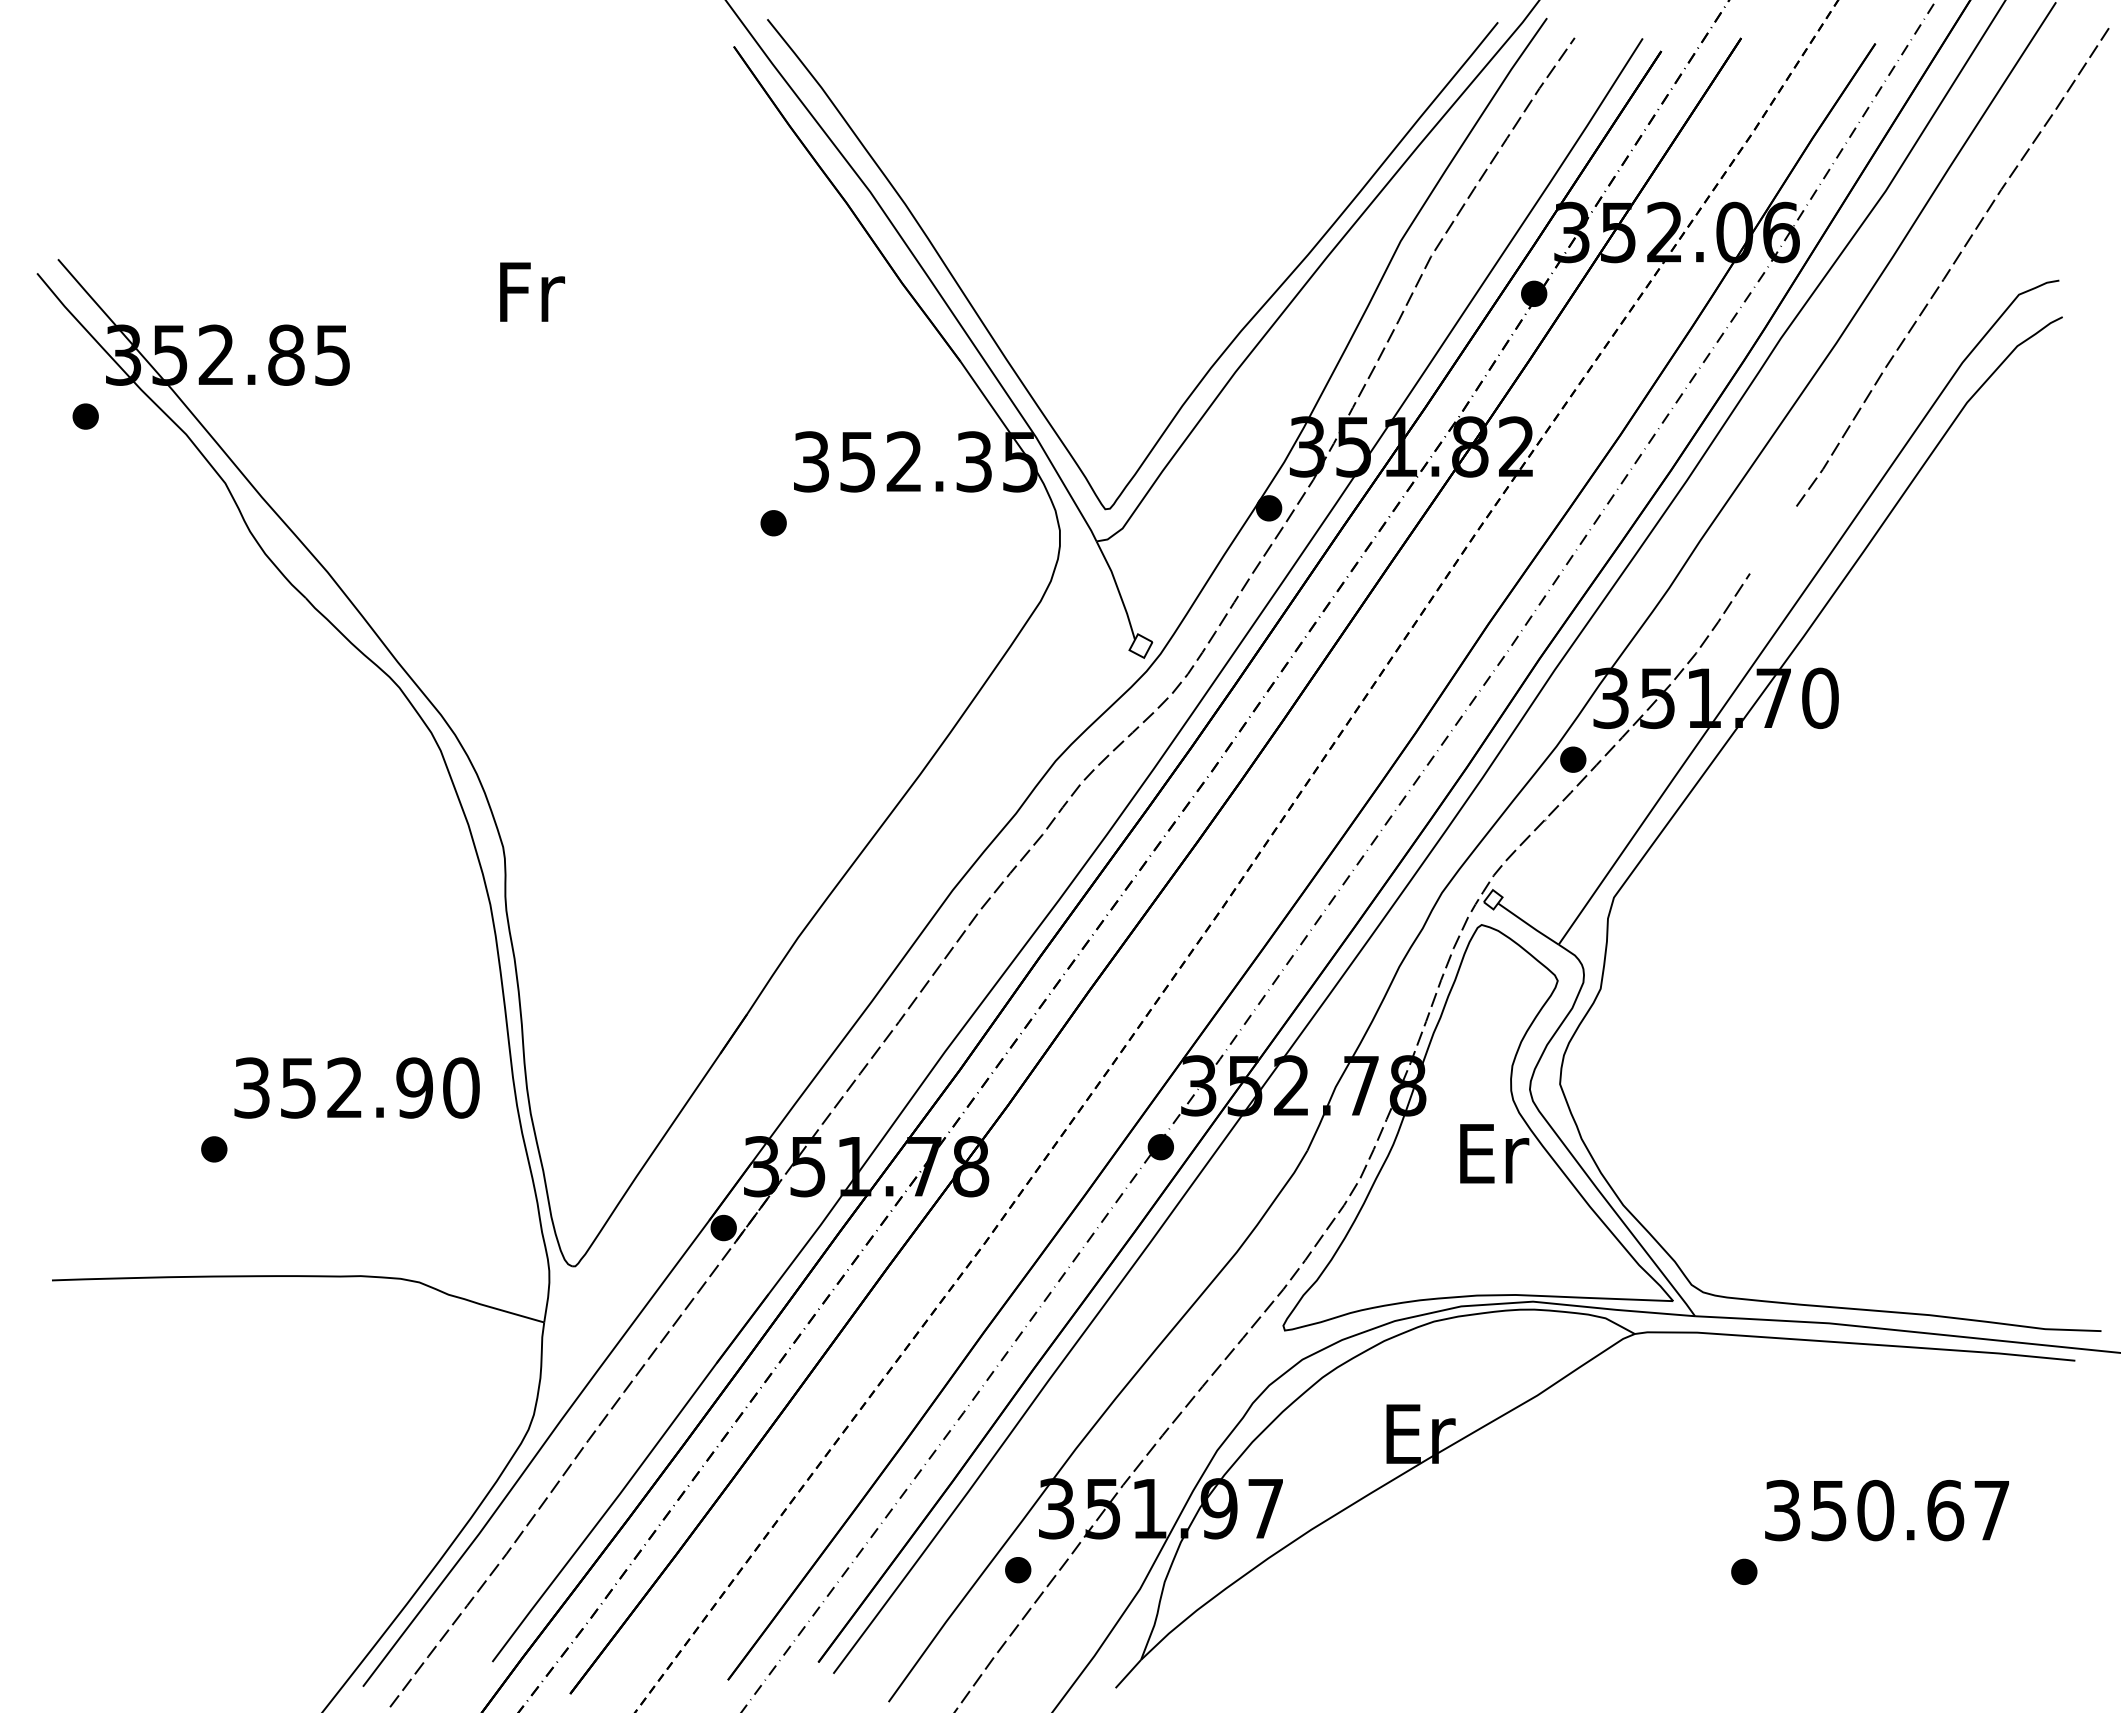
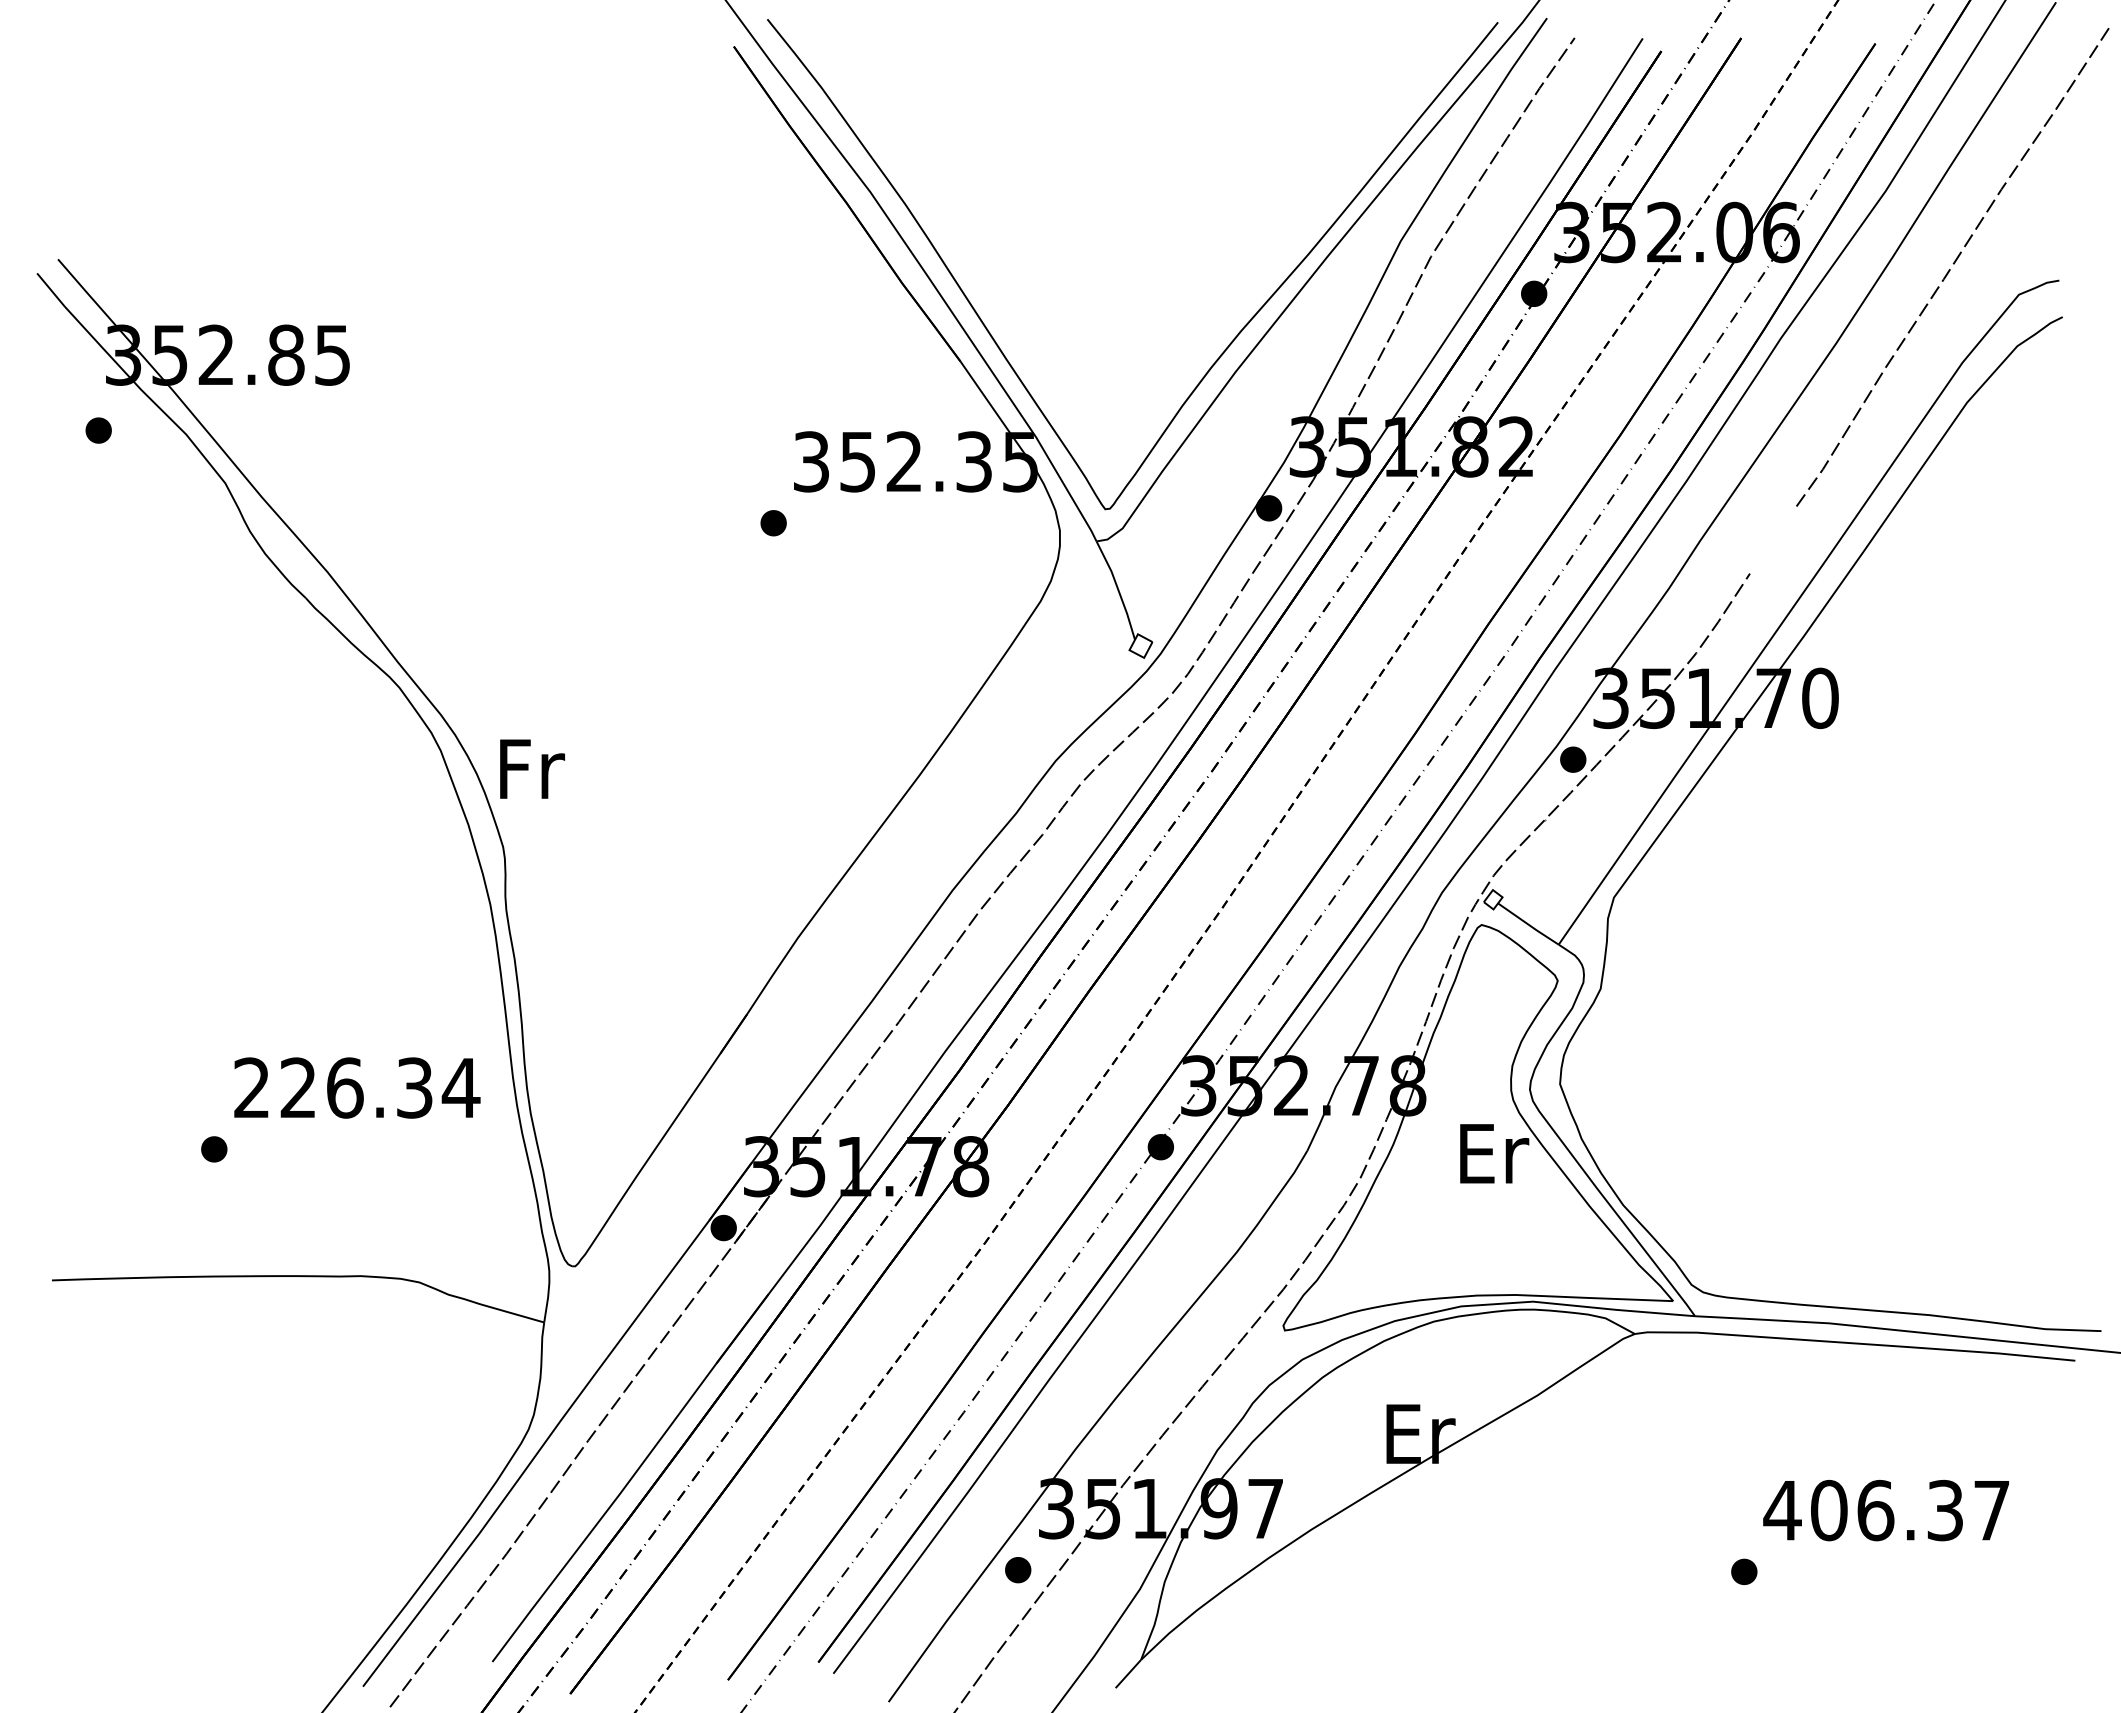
text position: (532, 291) -> (532, 768) (532, 768)
part position: (85, 416) -> (98, 430) (98, 430)
text: 352.90 -> 226.34 (357, 1087)
text: 350.67 -> 406.37 (1863, 1510)
